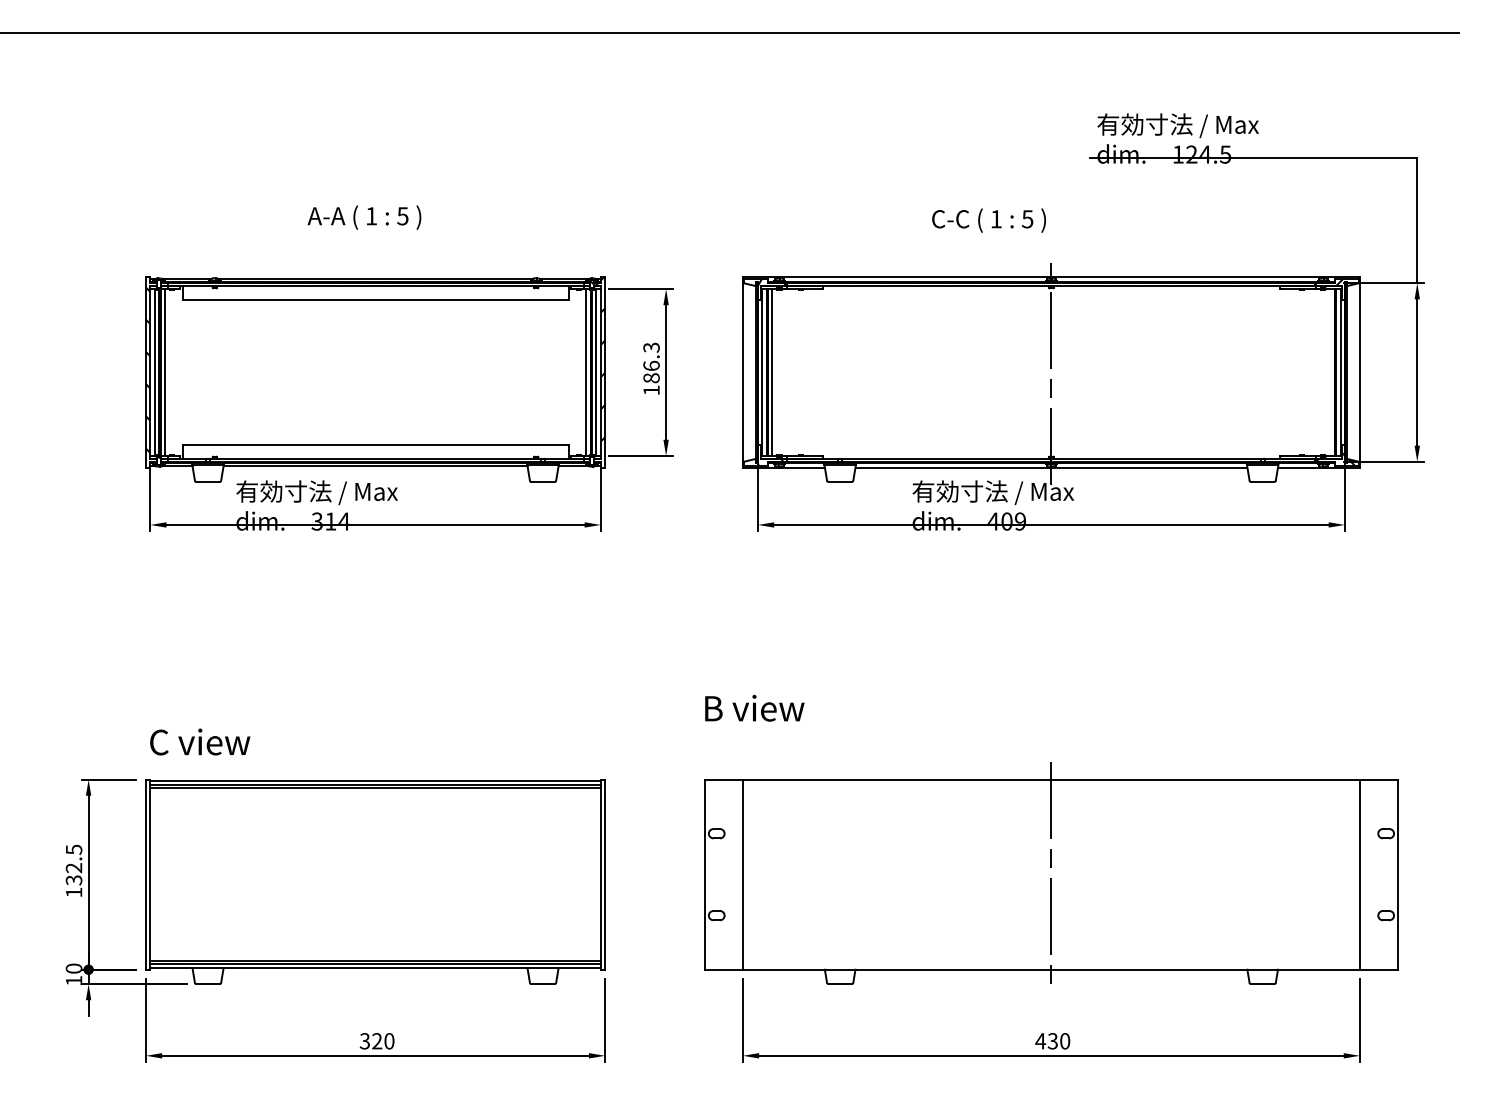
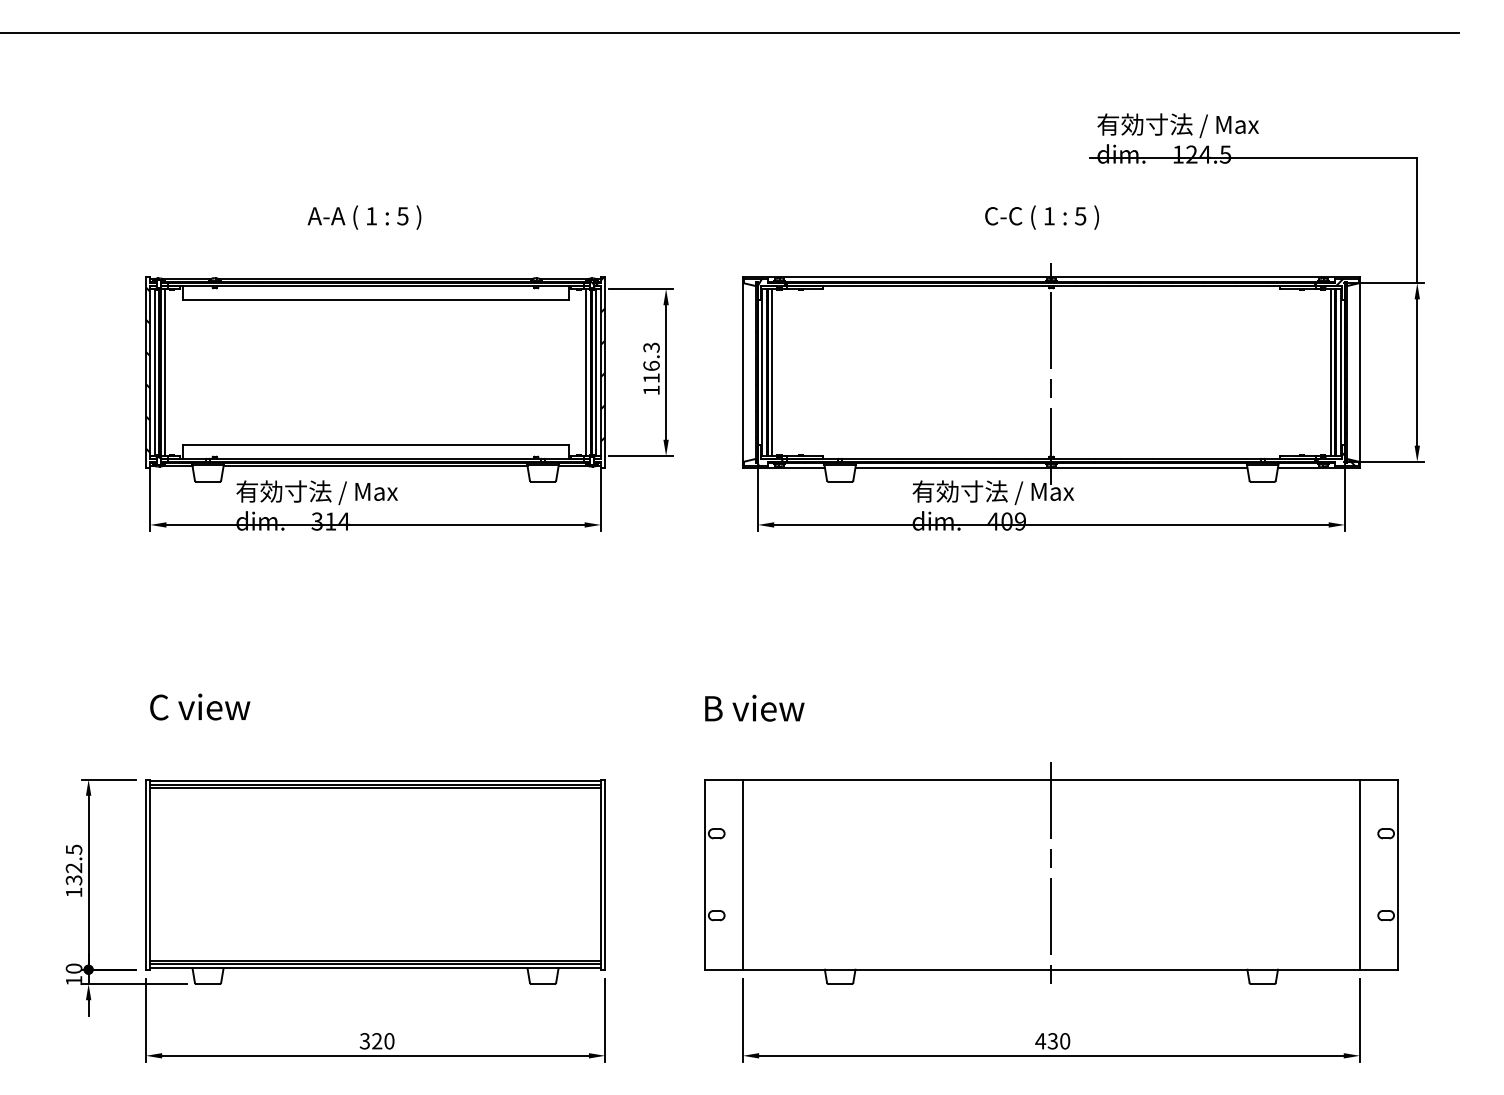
text position: (988, 220) -> (1041, 217) (1041, 217)
line: none -> present (1330, 372)
text: 186.3 -> 116.3 (651, 378)
text position: (200, 741) -> (200, 706) (200, 706)
